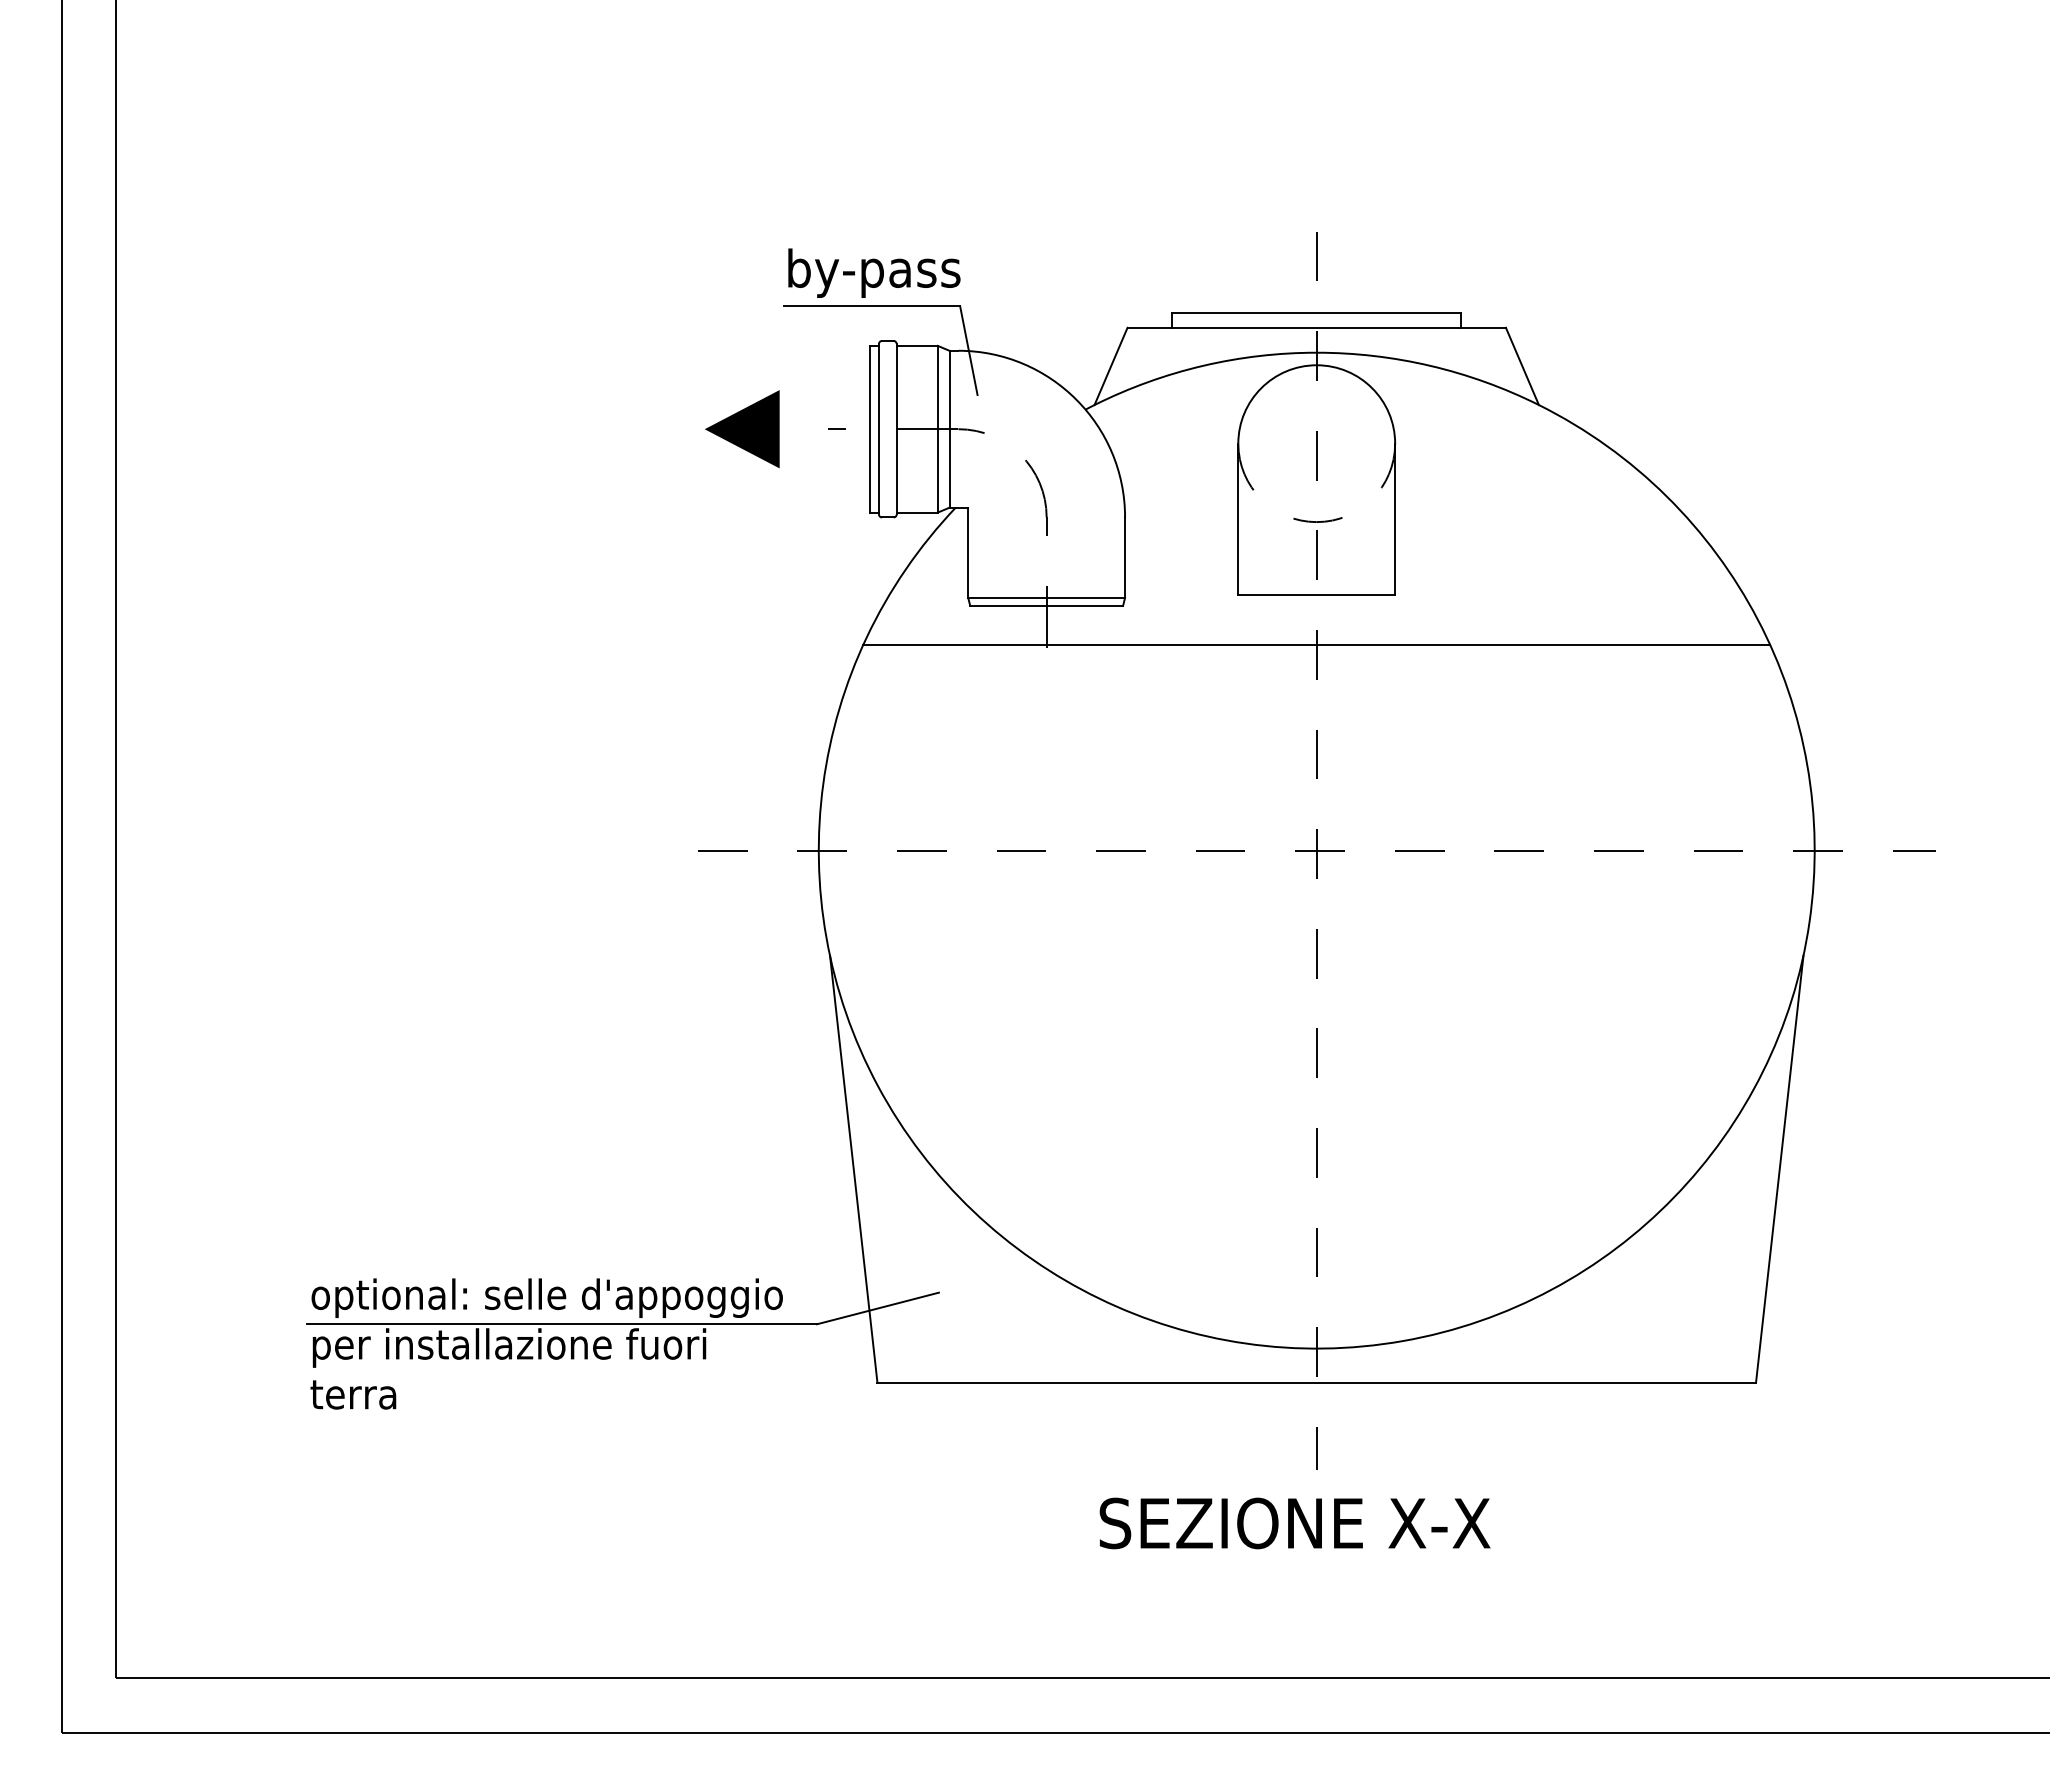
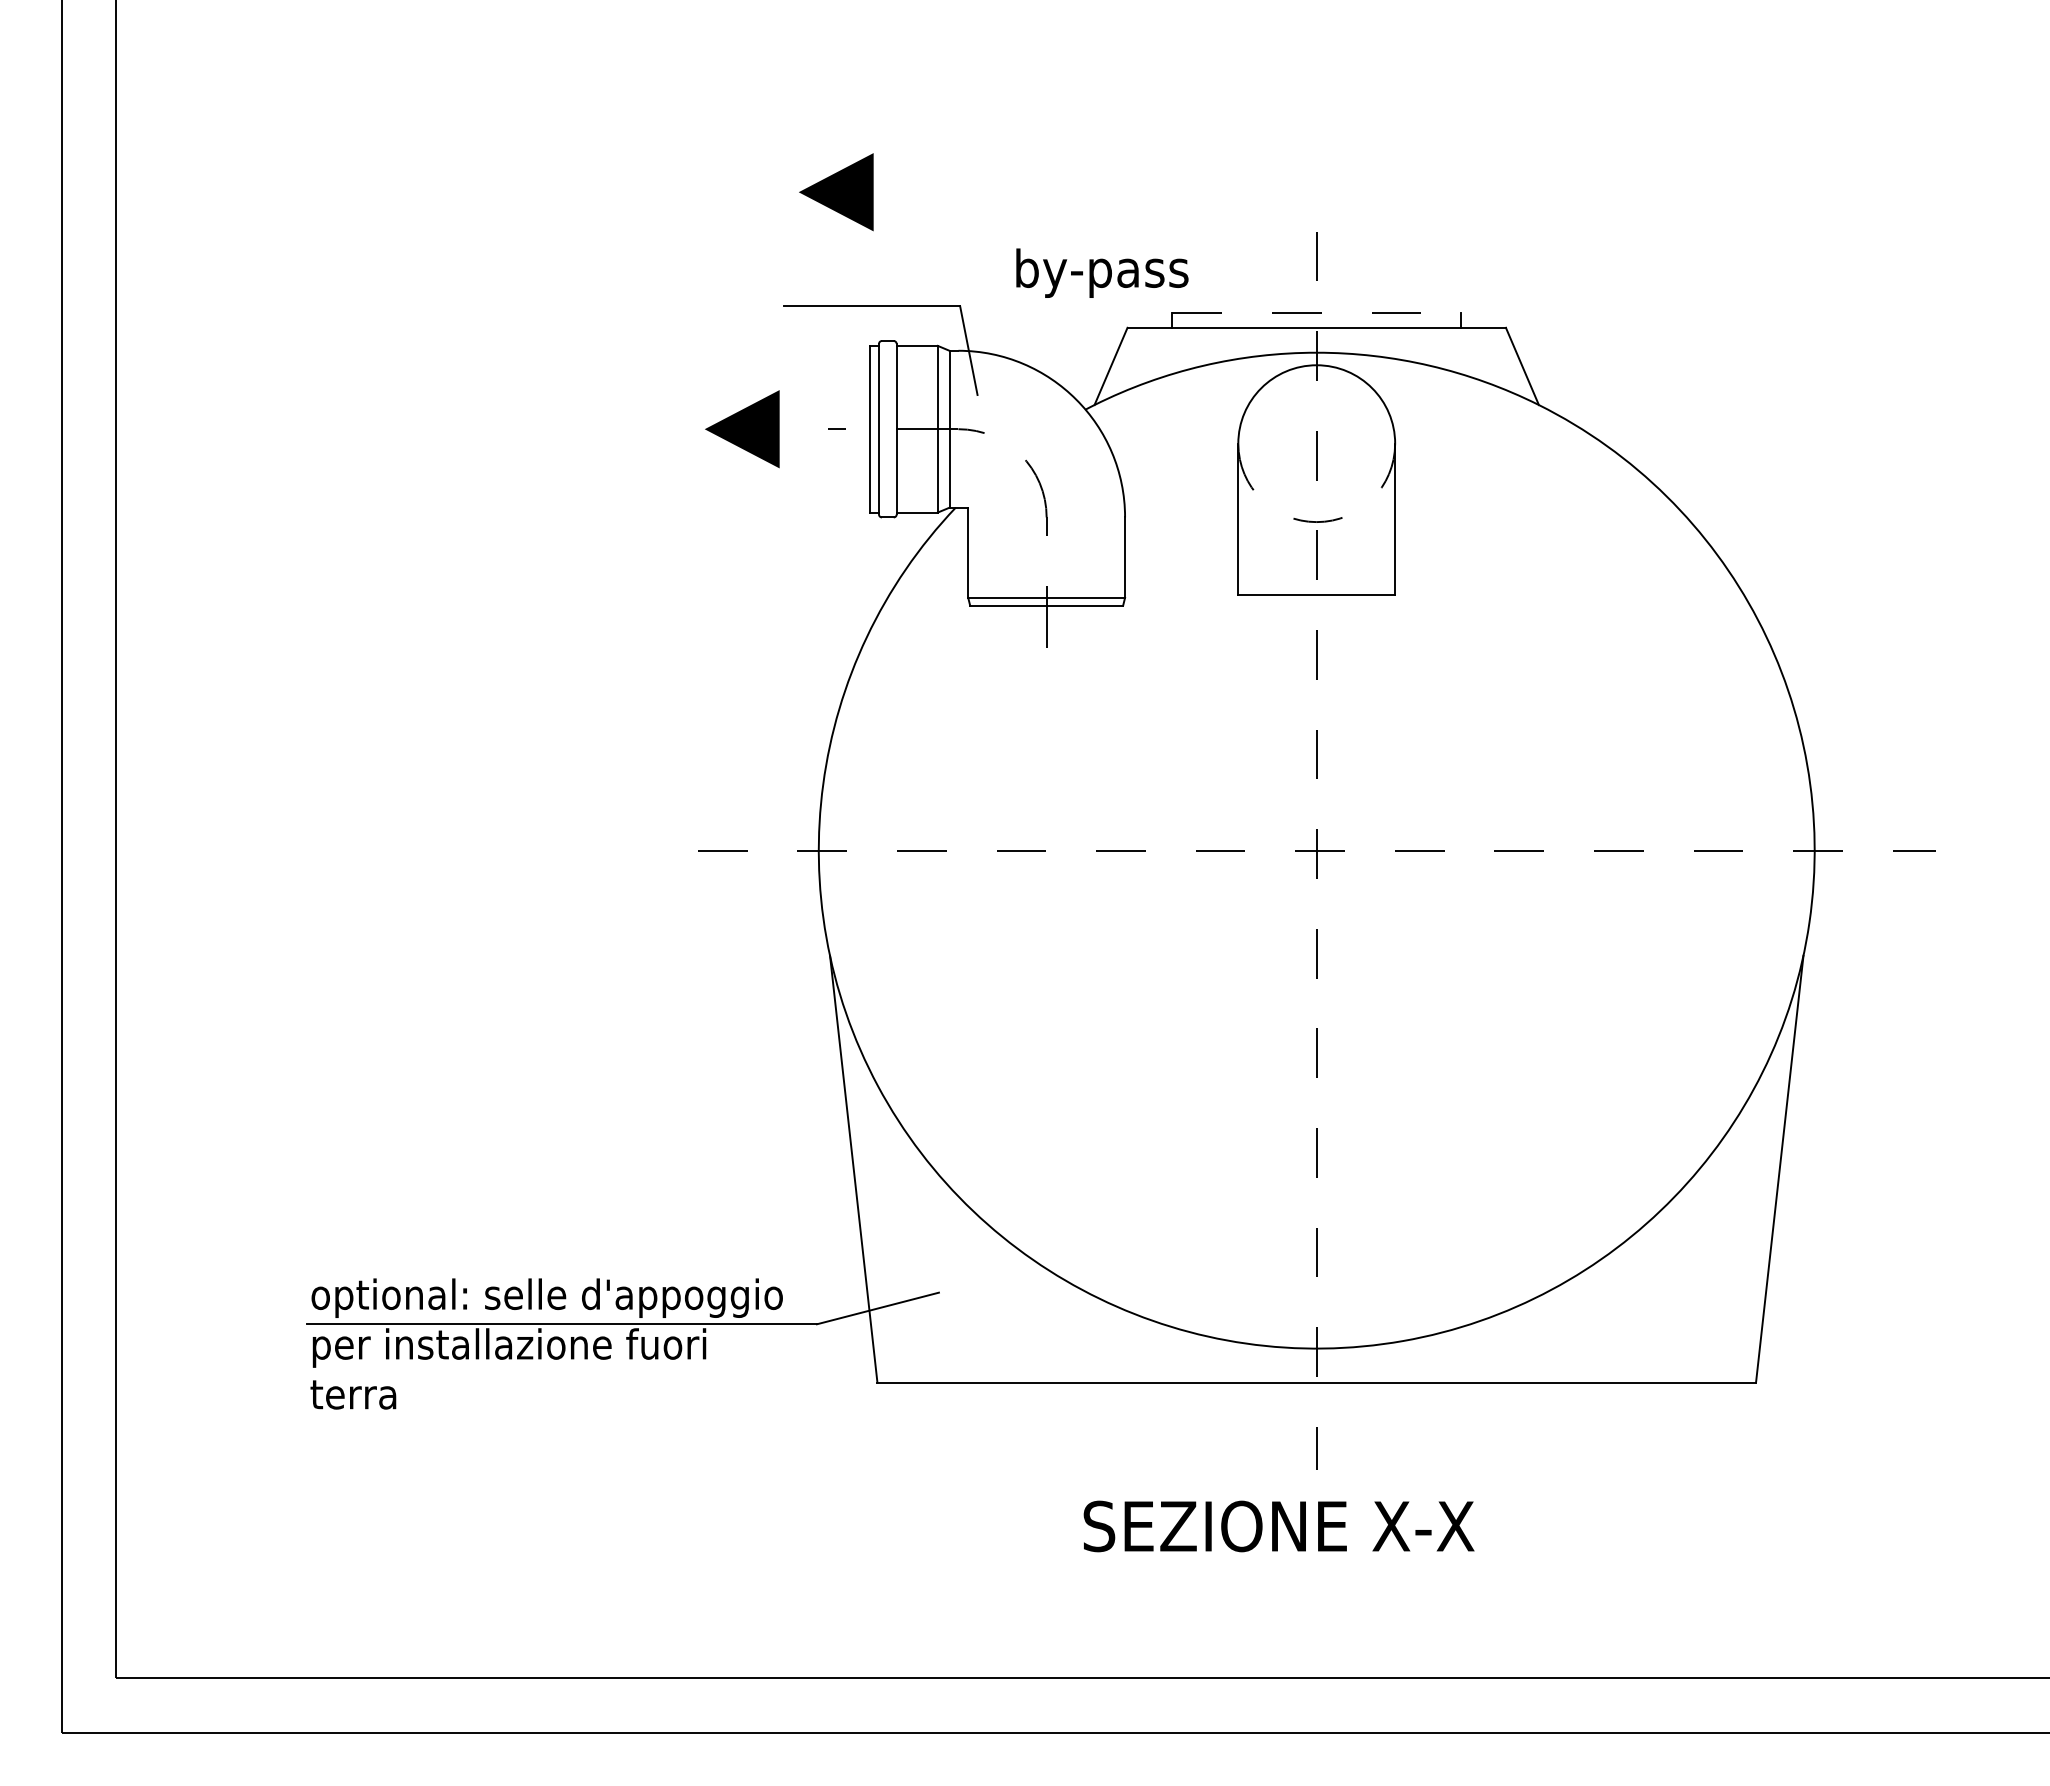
line: none -> present (836, 192)
text position: (874, 272) -> (1102, 272) (1102, 272)
line: solid -> dashed (1317, 312)
line: present -> none (1316, 645)
text position: (1294, 1523) -> (1278, 1526) (1278, 1526)
